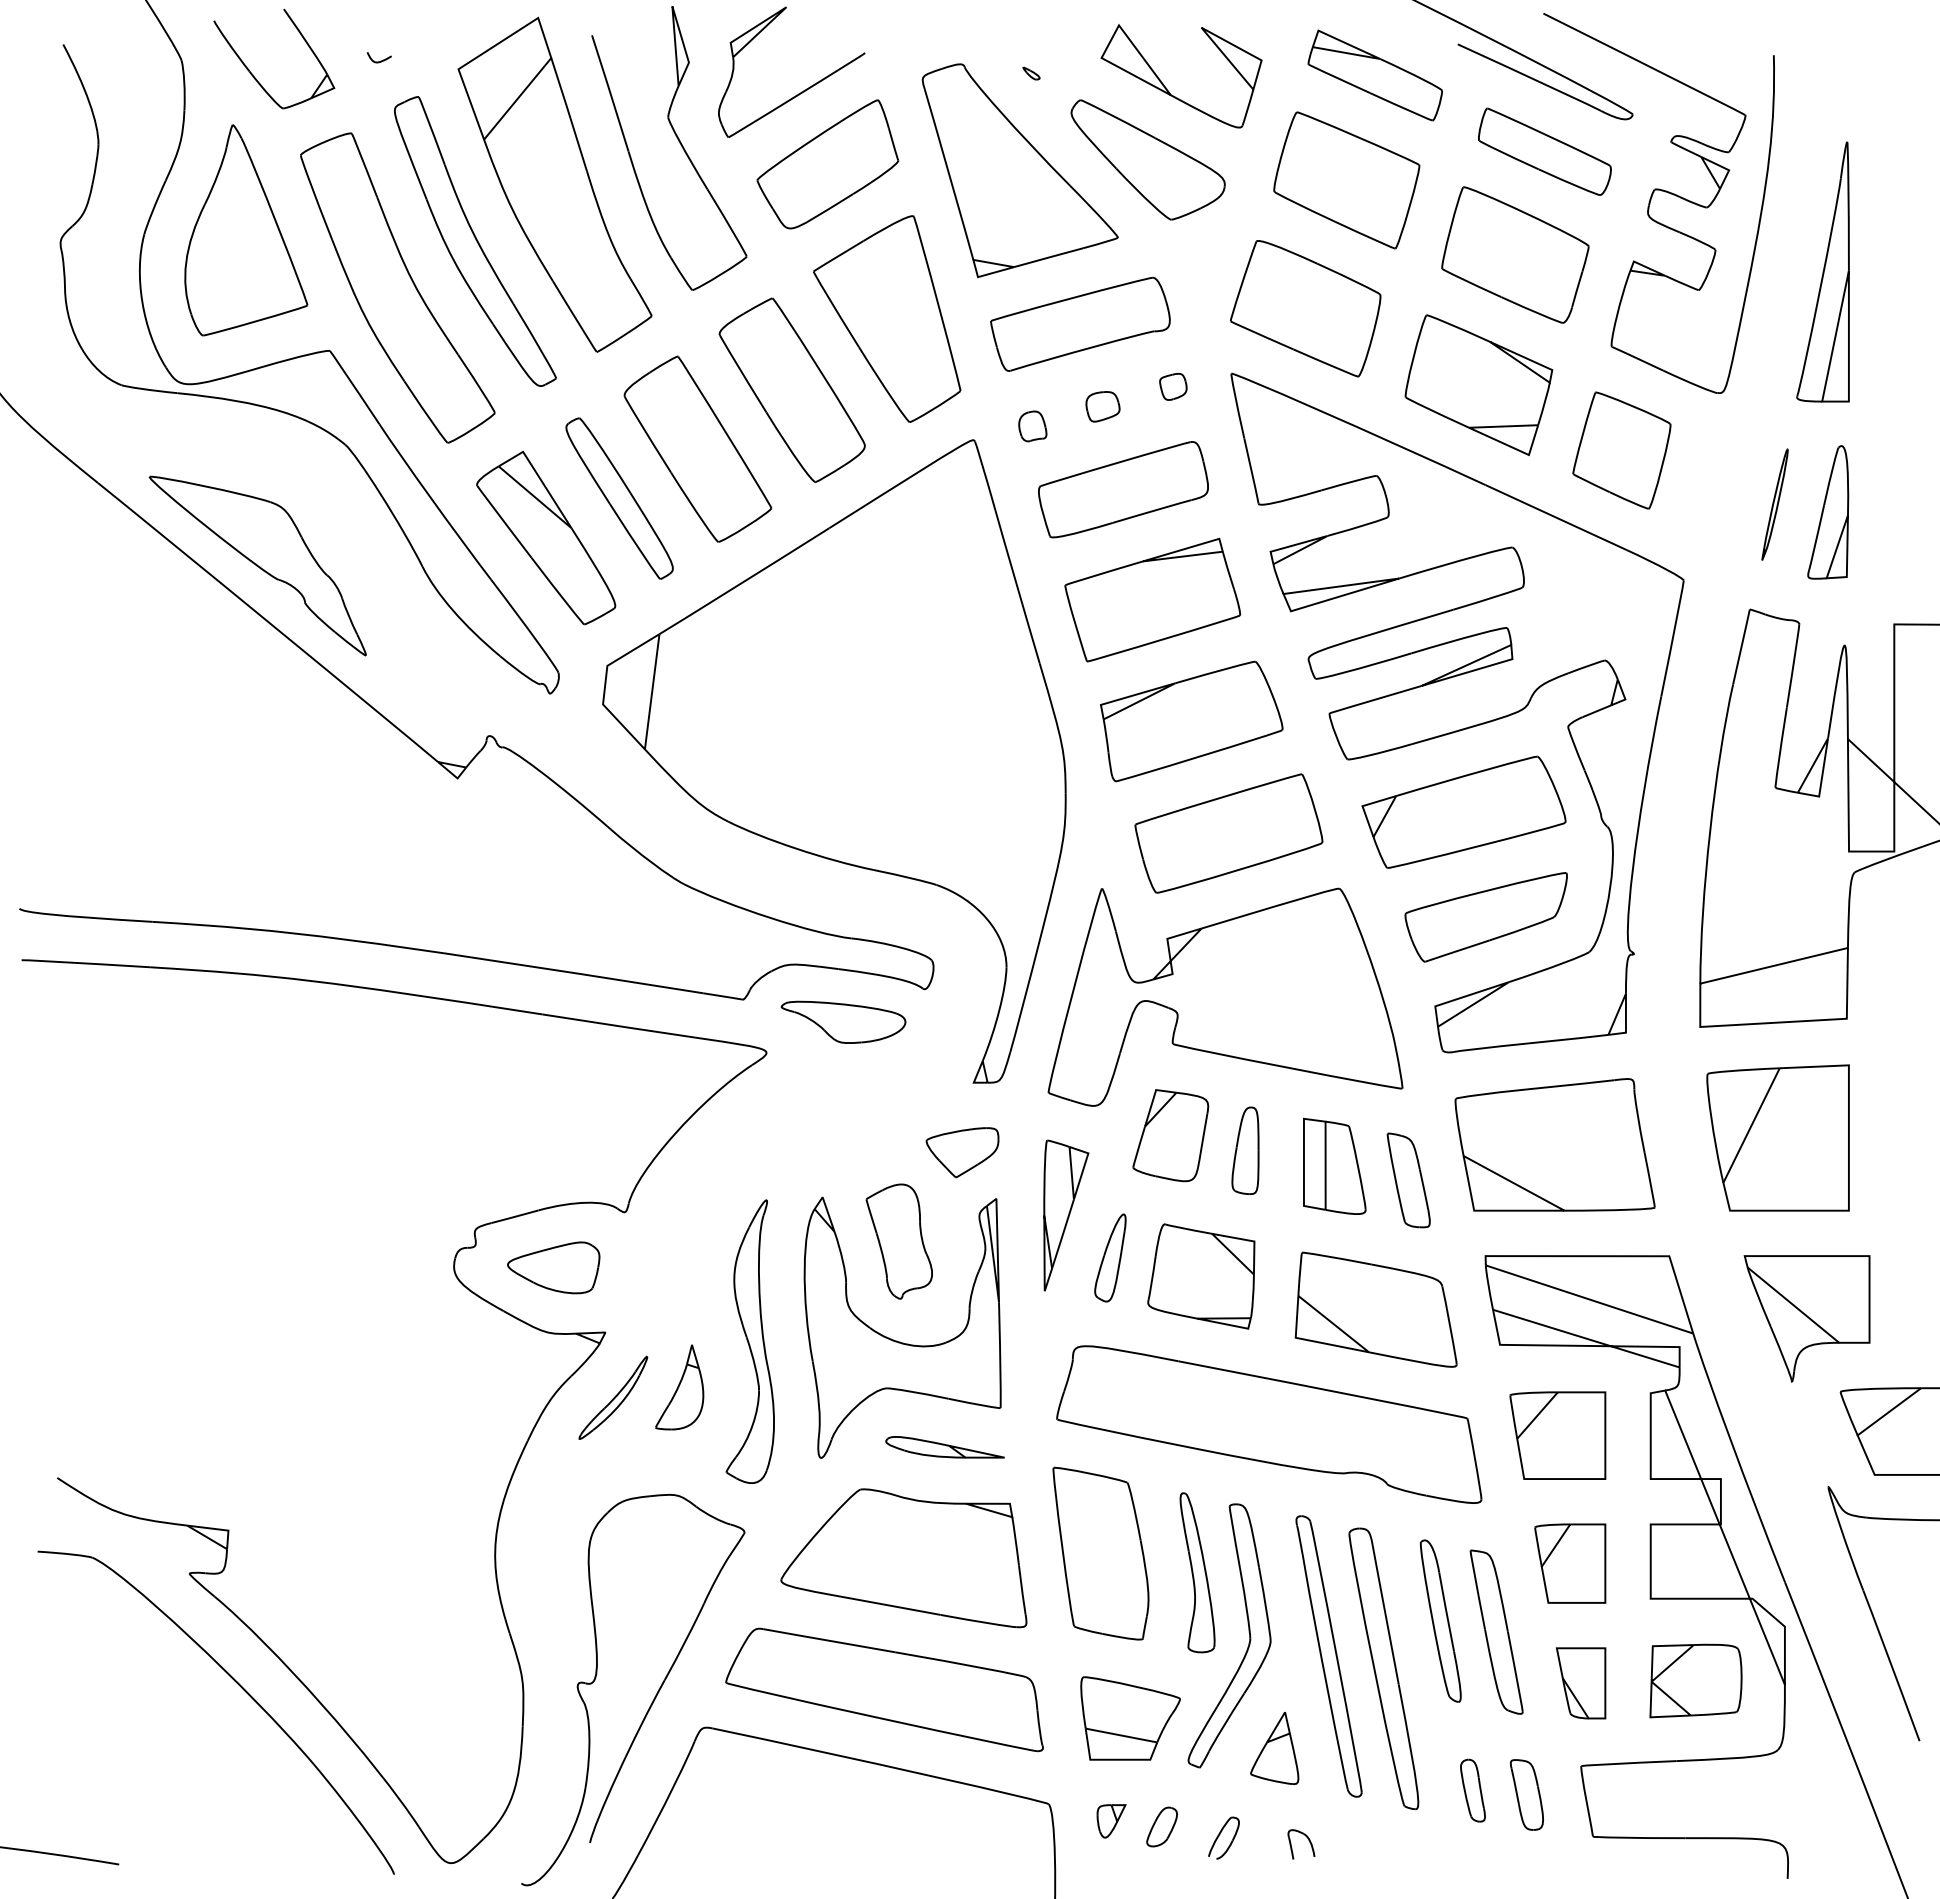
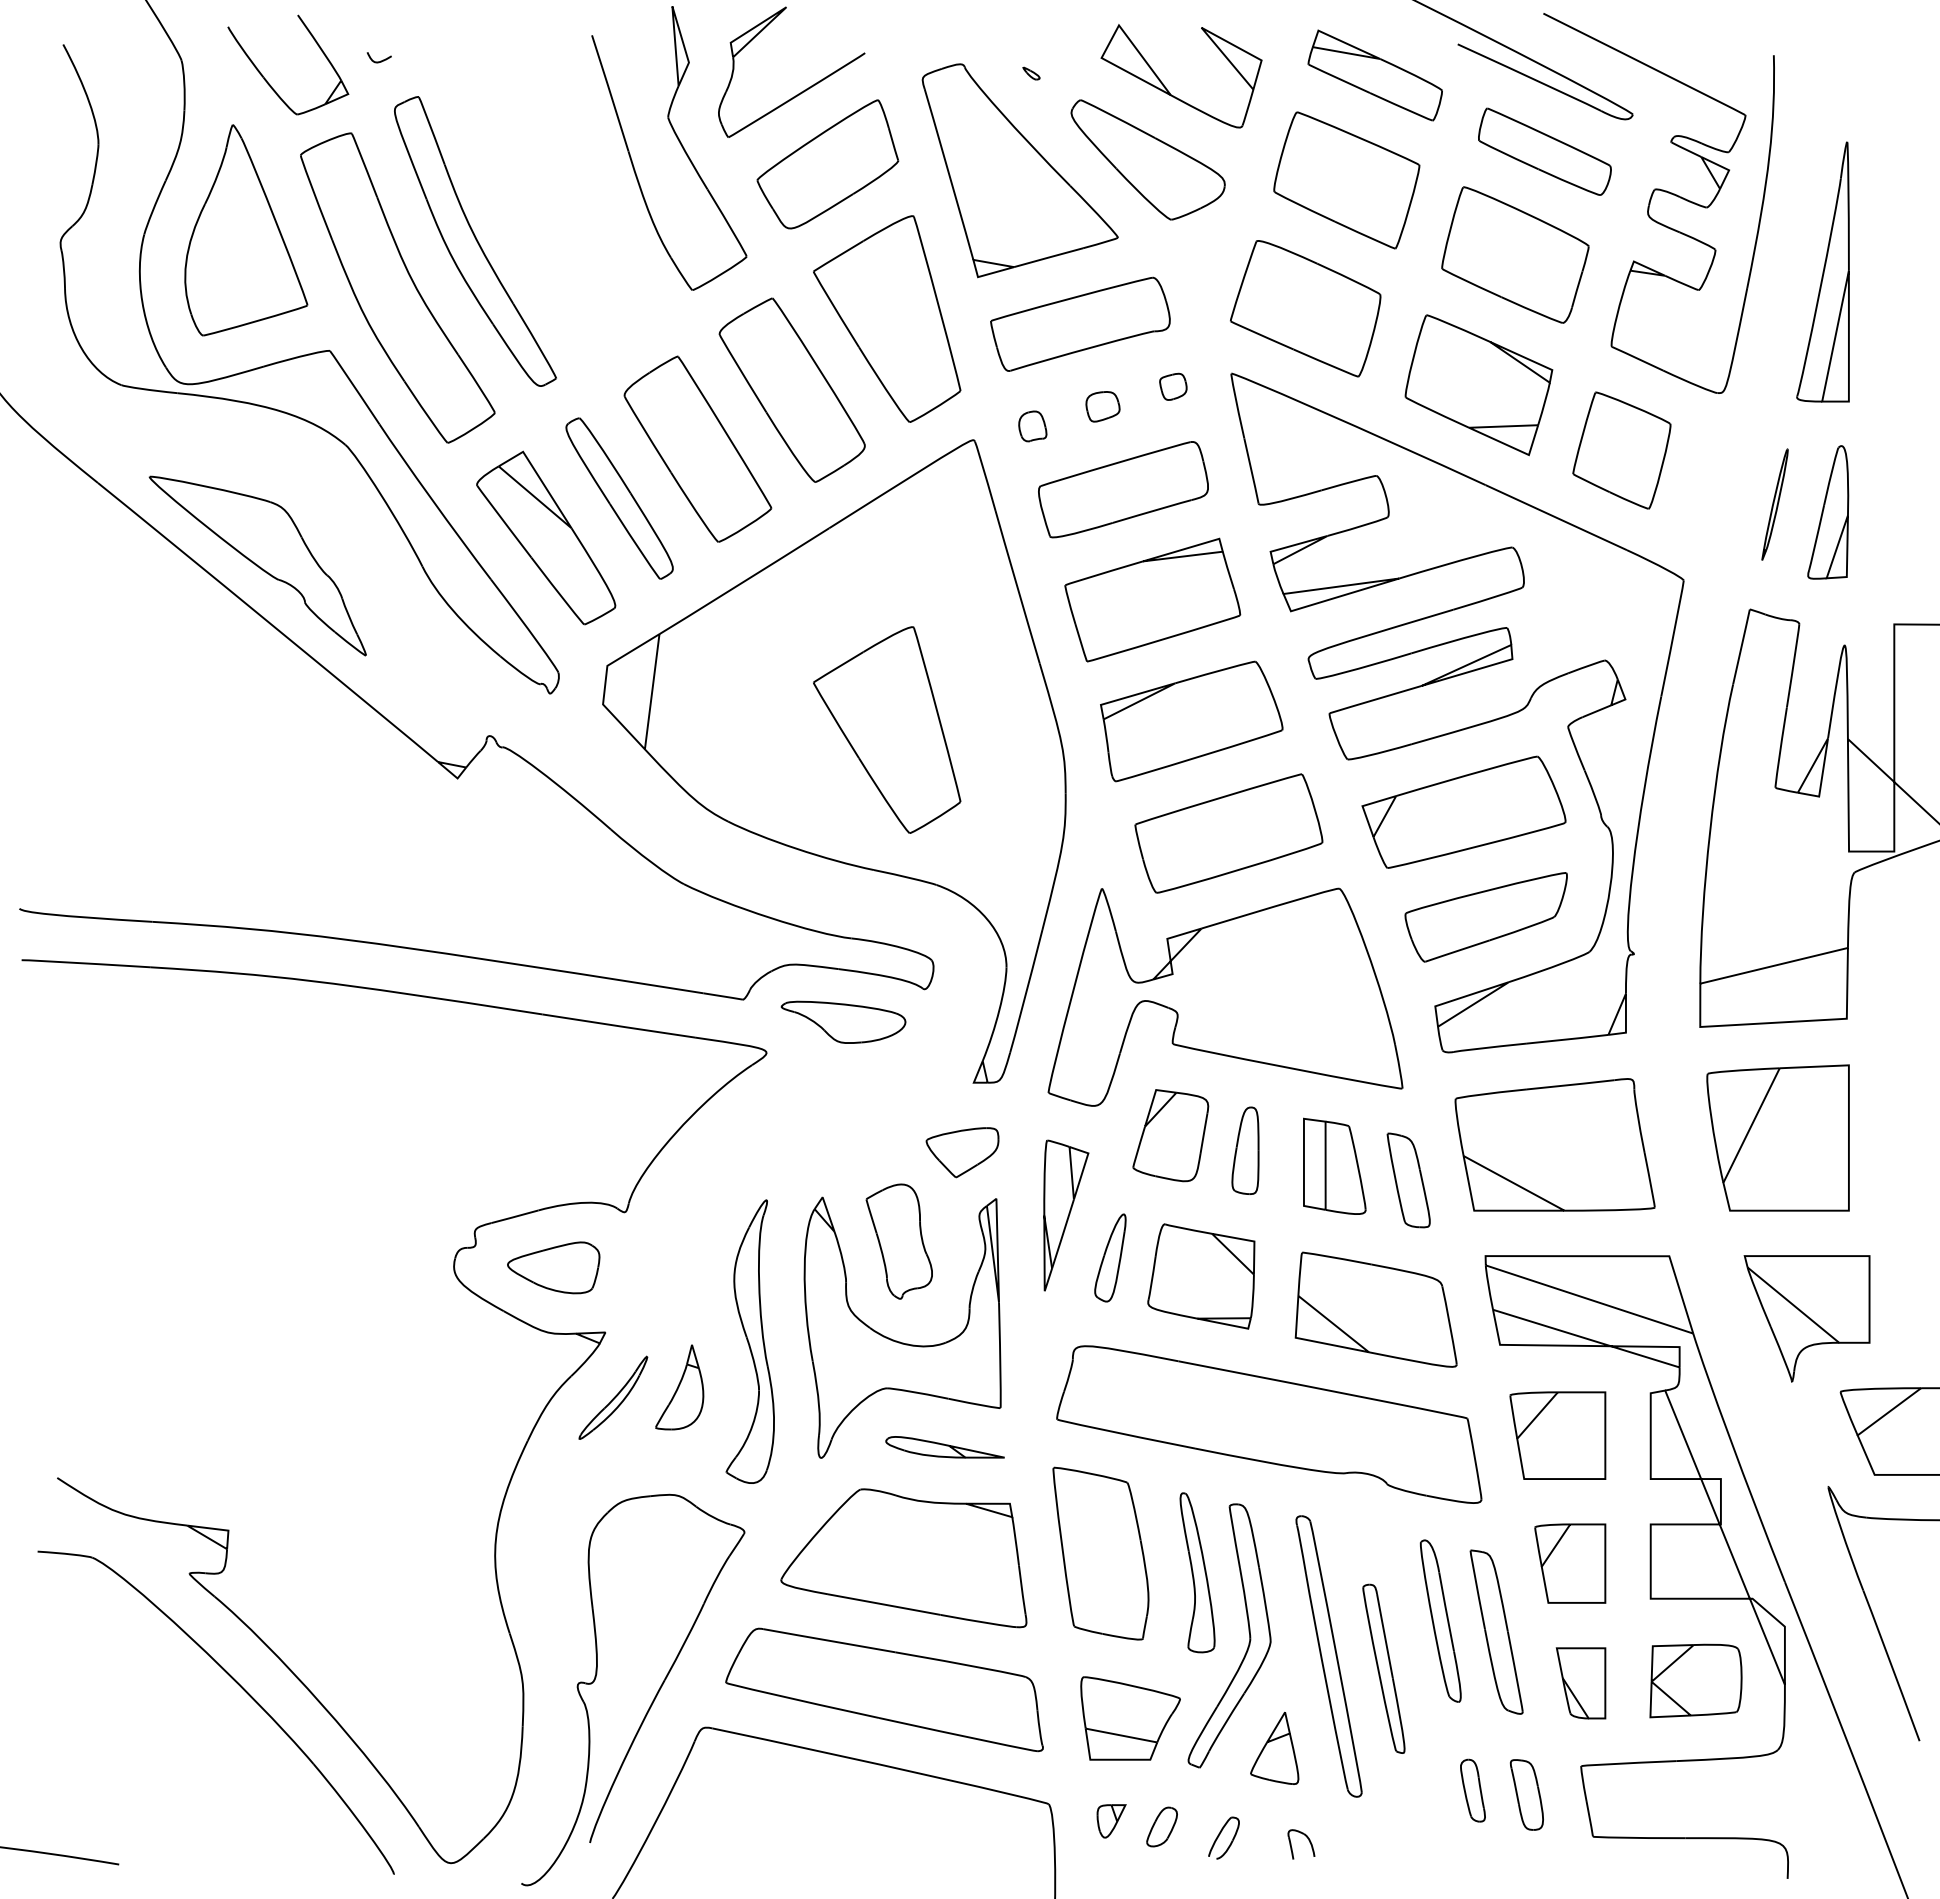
part position: (253, 74) -> (267, 80) (267, 80)
part: present -> none (554, 184)
part: none -> present (887, 729)
part size: 72x284 px -> 44x171 px (1383, 1668)
